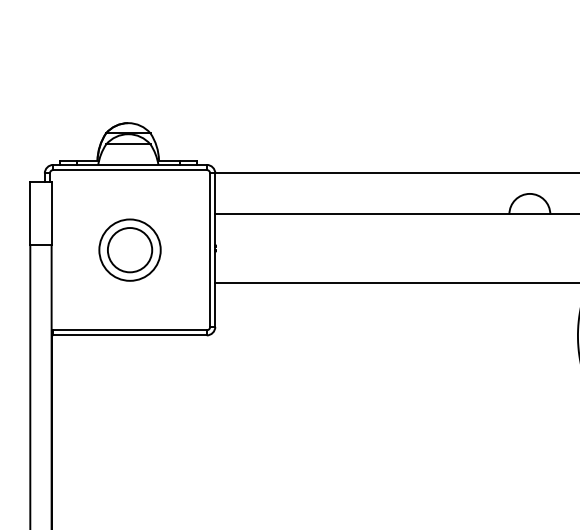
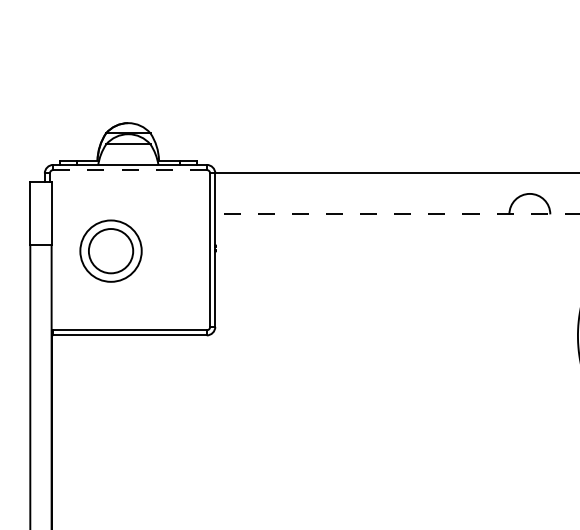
line: solid -> dashed (130, 170)
line: solid -> dashed (397, 214)
part position: (129, 249) -> (110, 250) (110, 250)
line: present -> none (395, 282)
